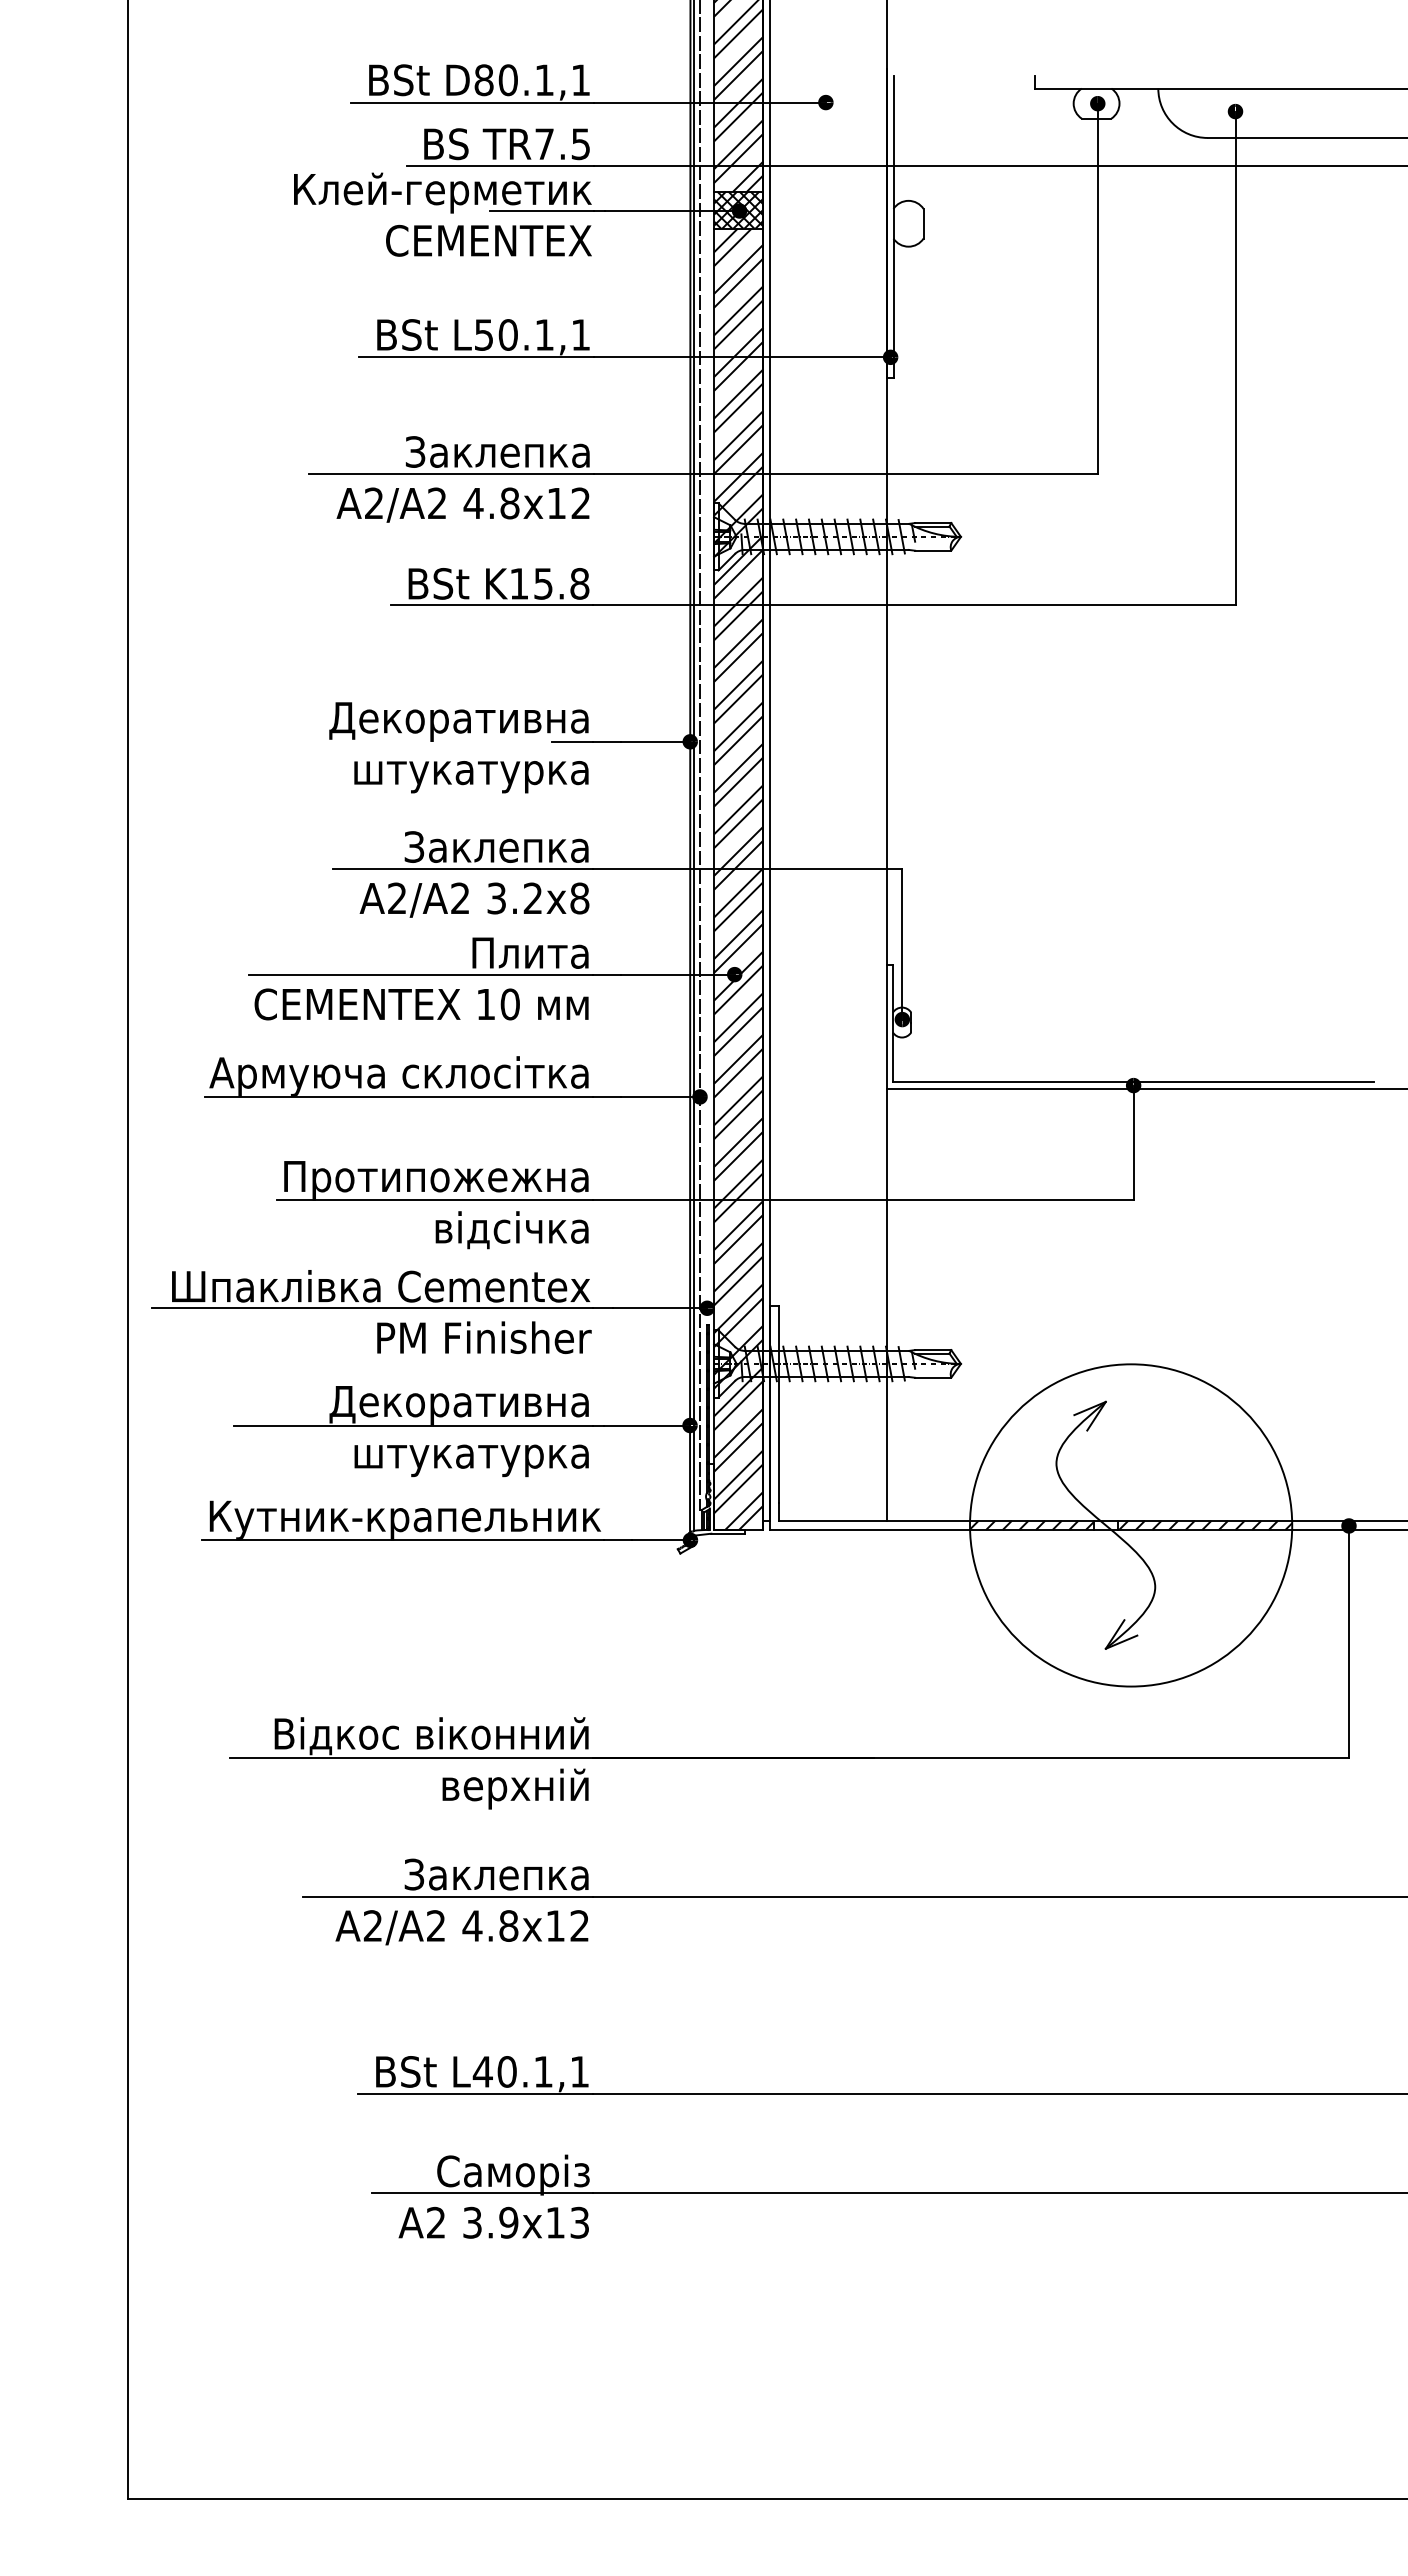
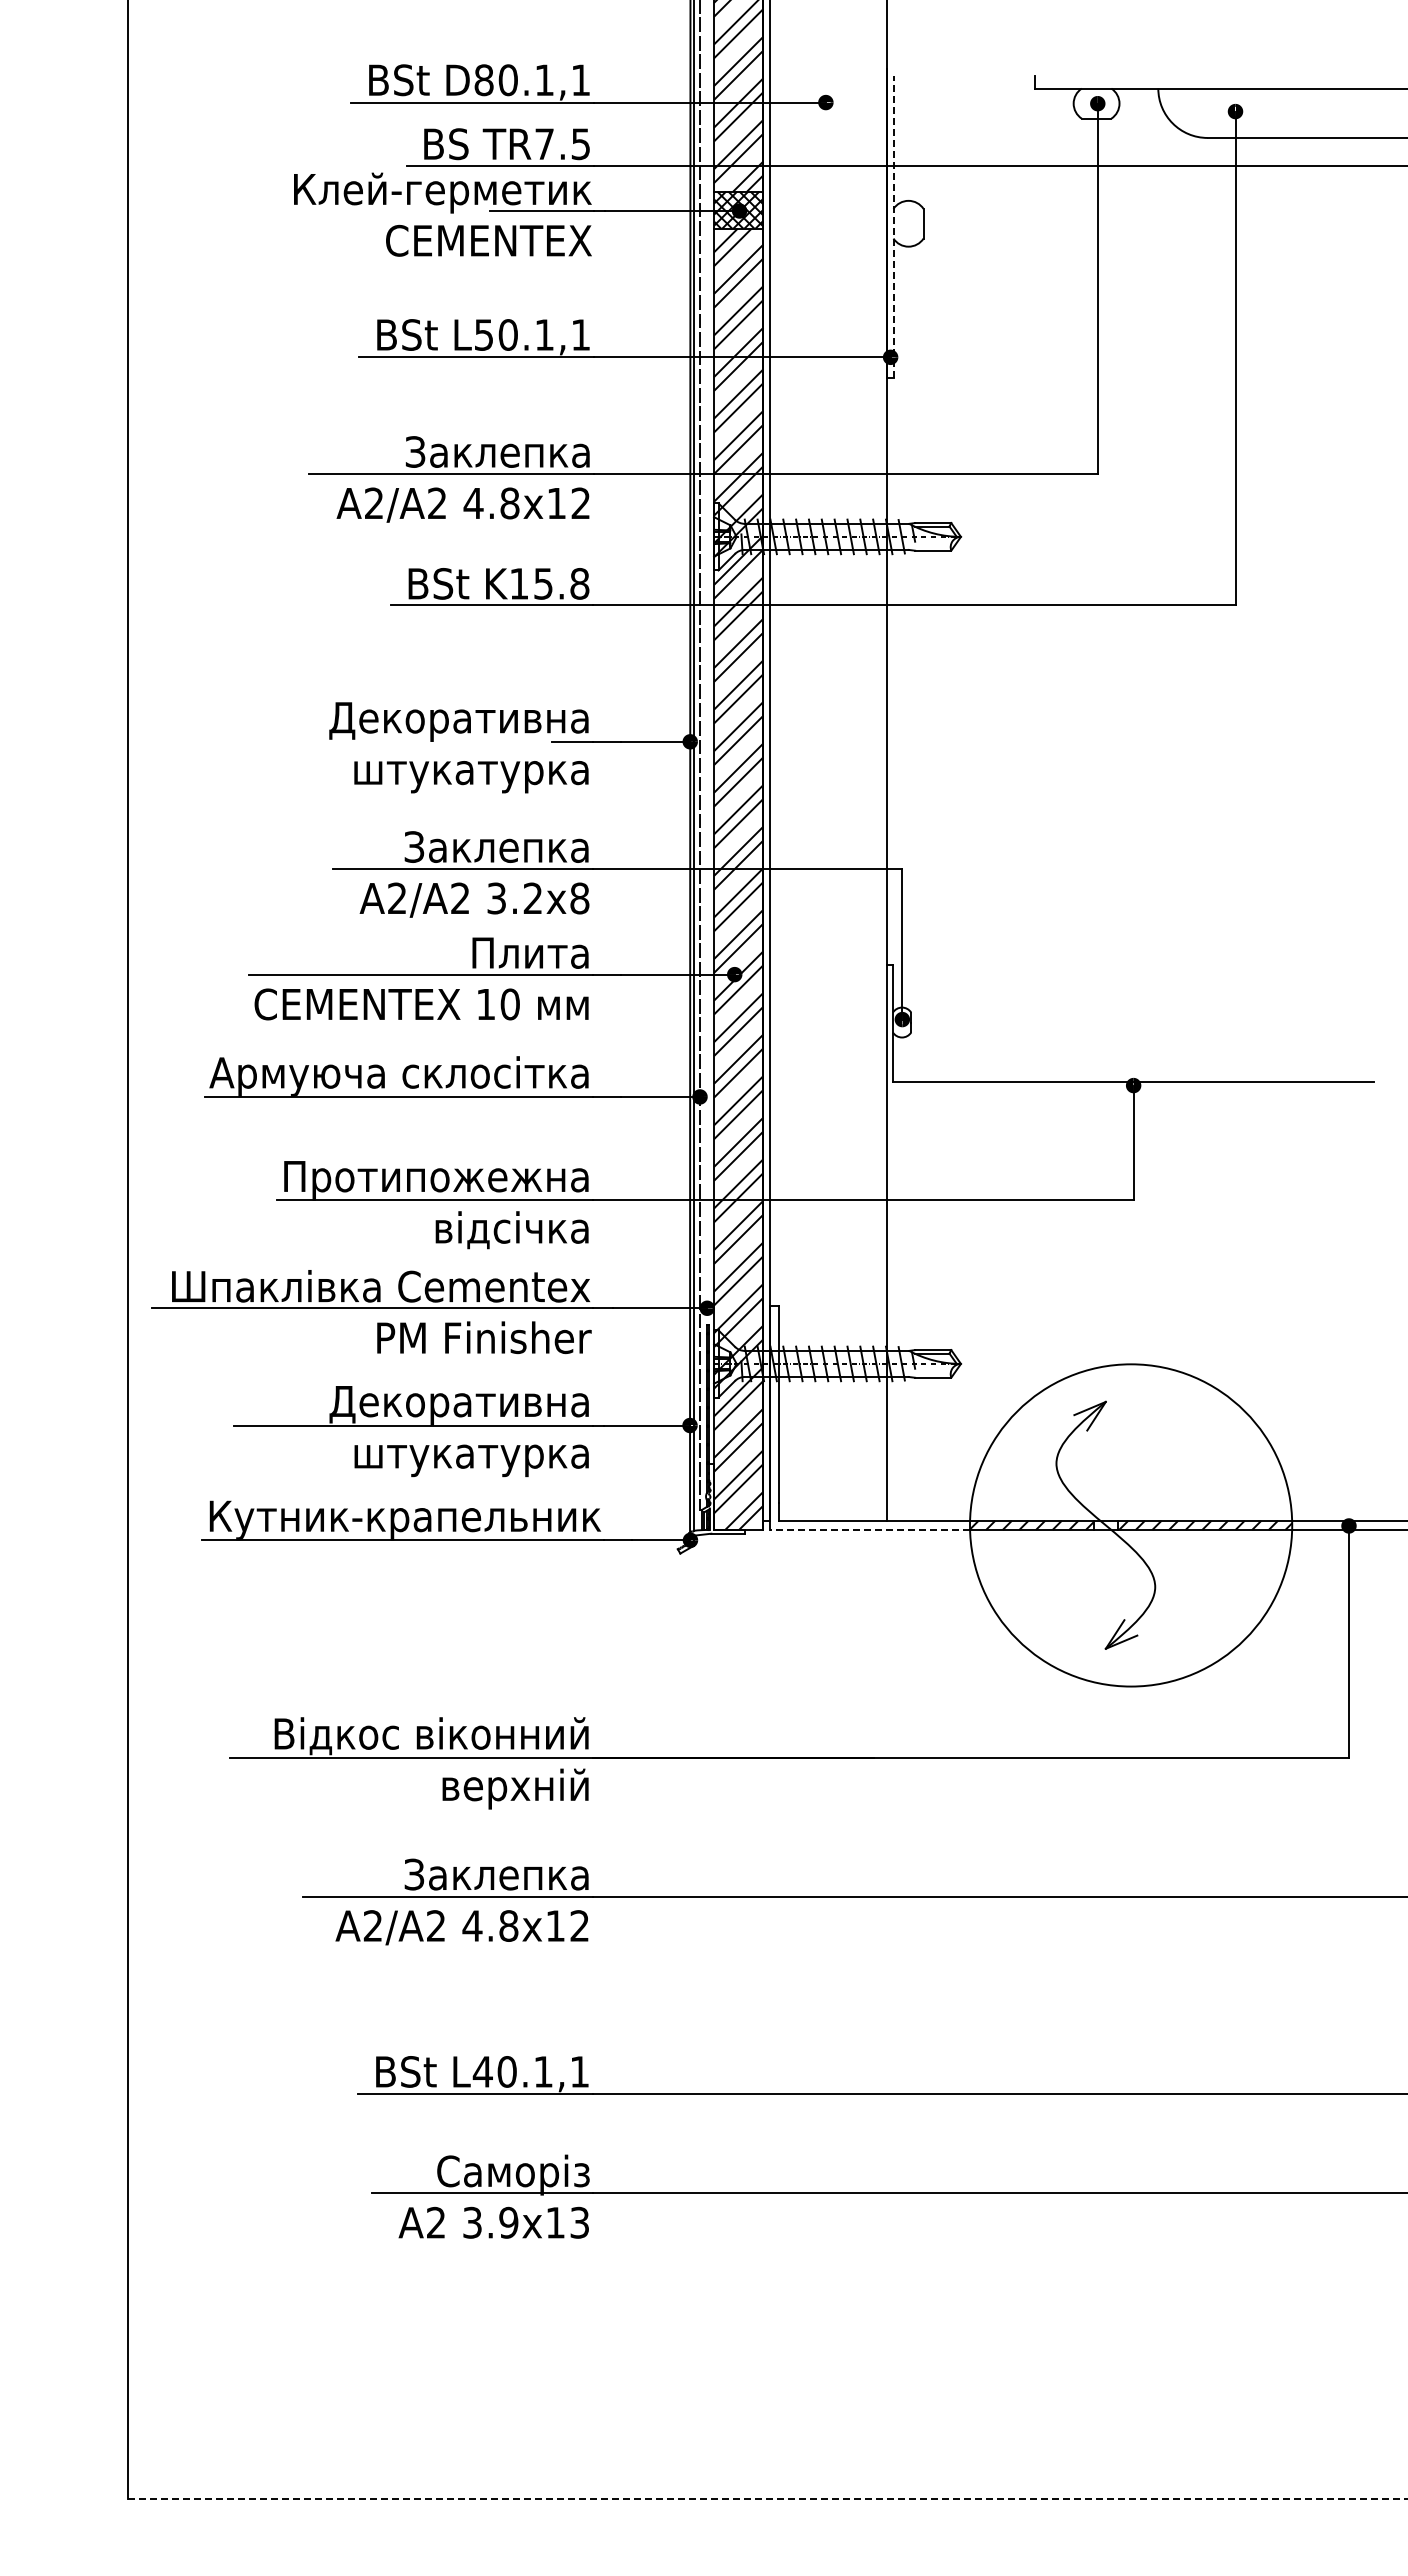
line: solid -> dashed (893, 227)
line: present -> none (1145, 1088)
line: solid -> dashed (870, 1530)
line: solid -> dashed (767, 2498)
